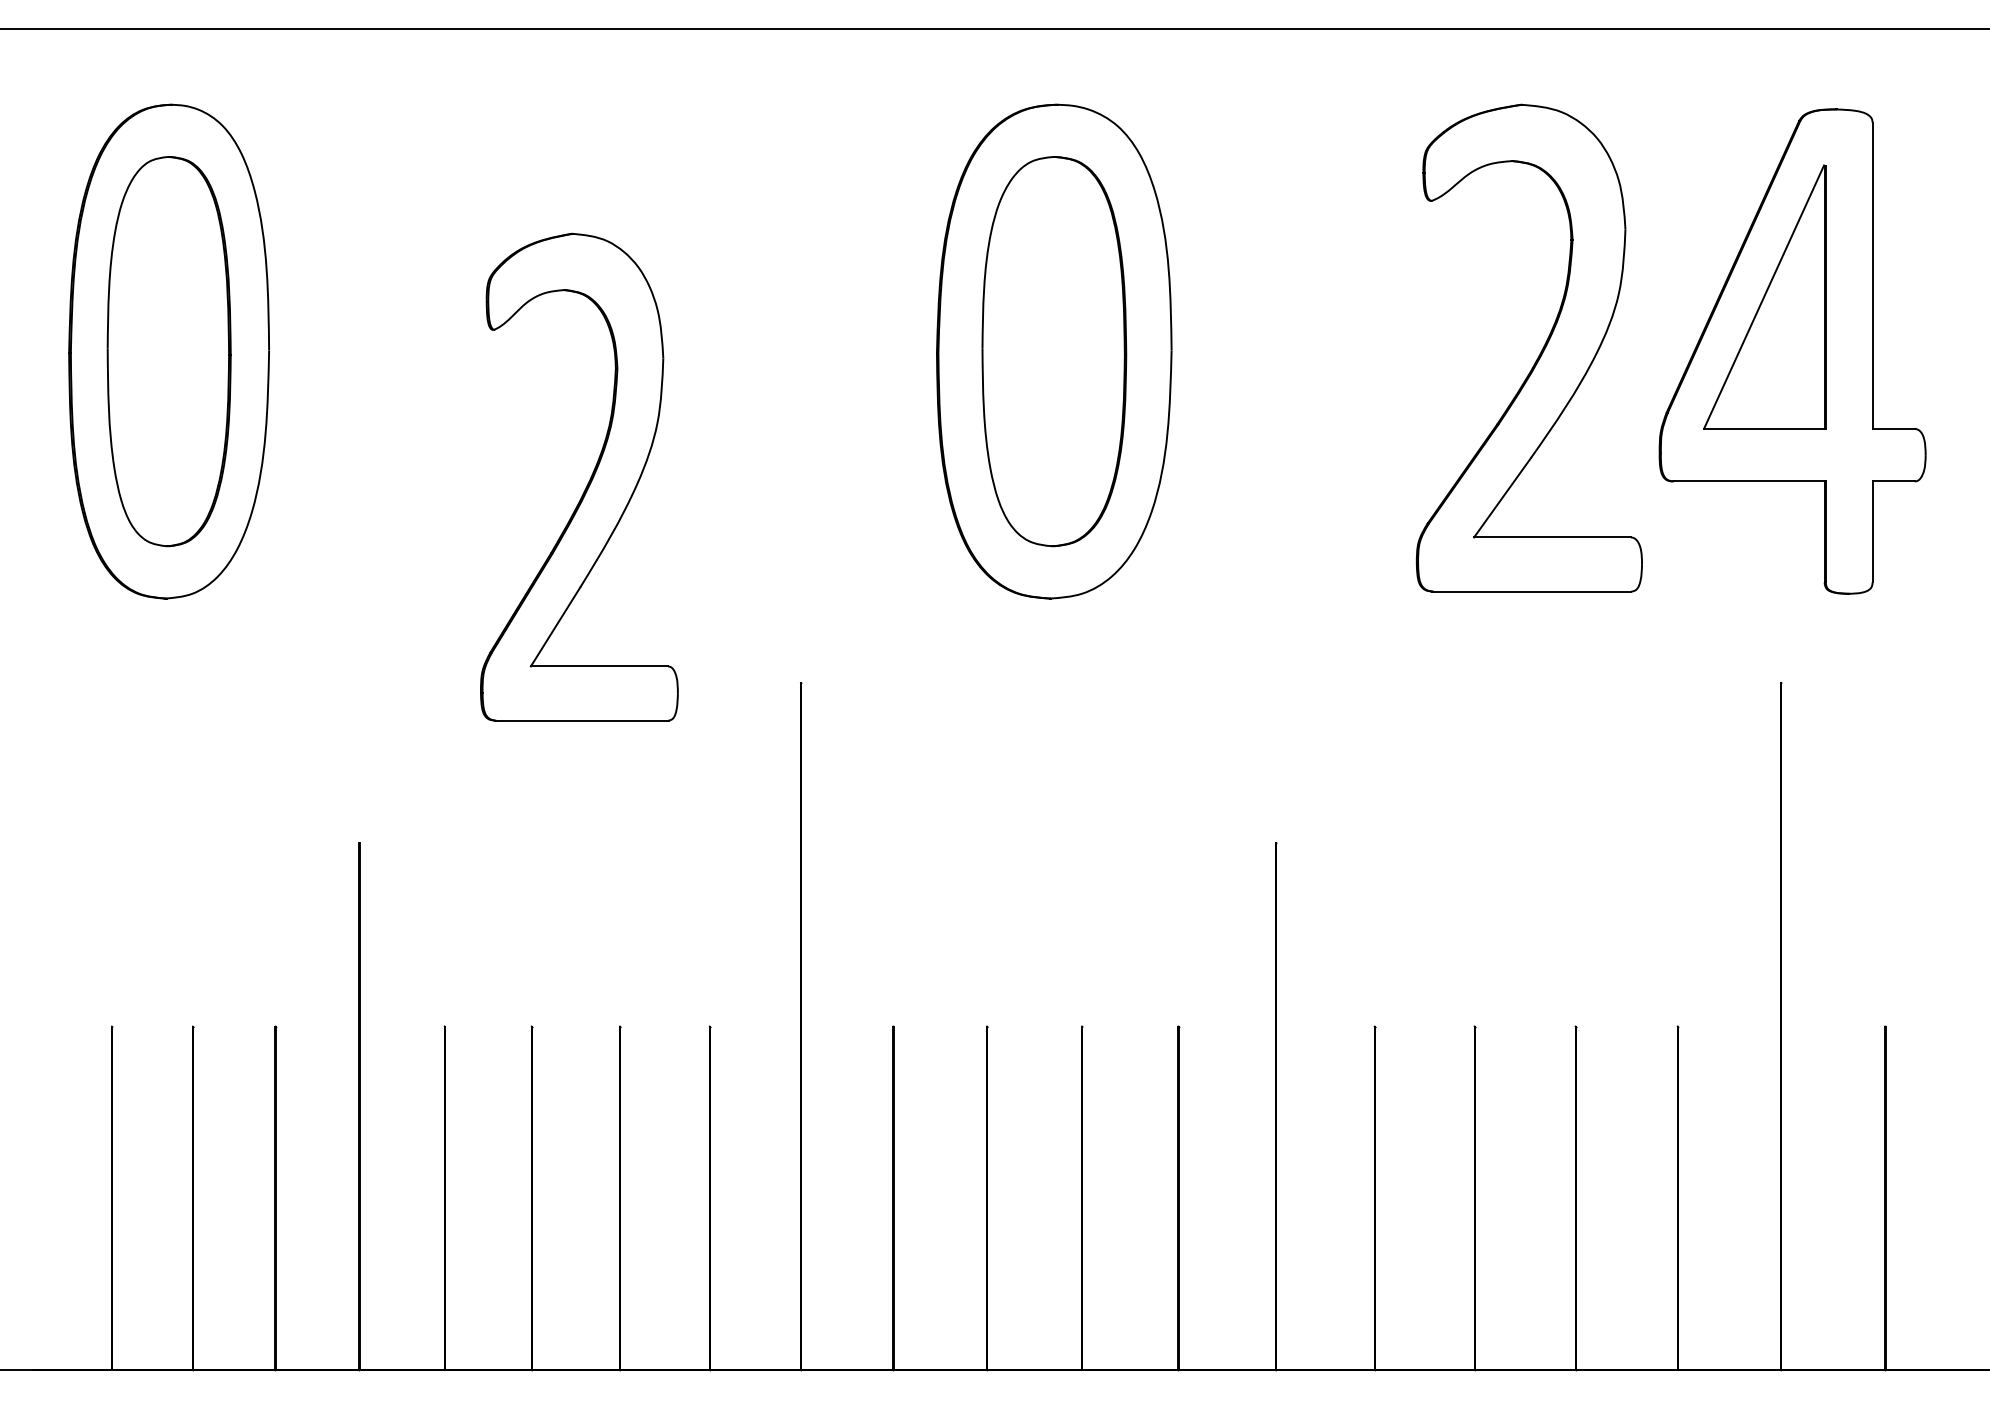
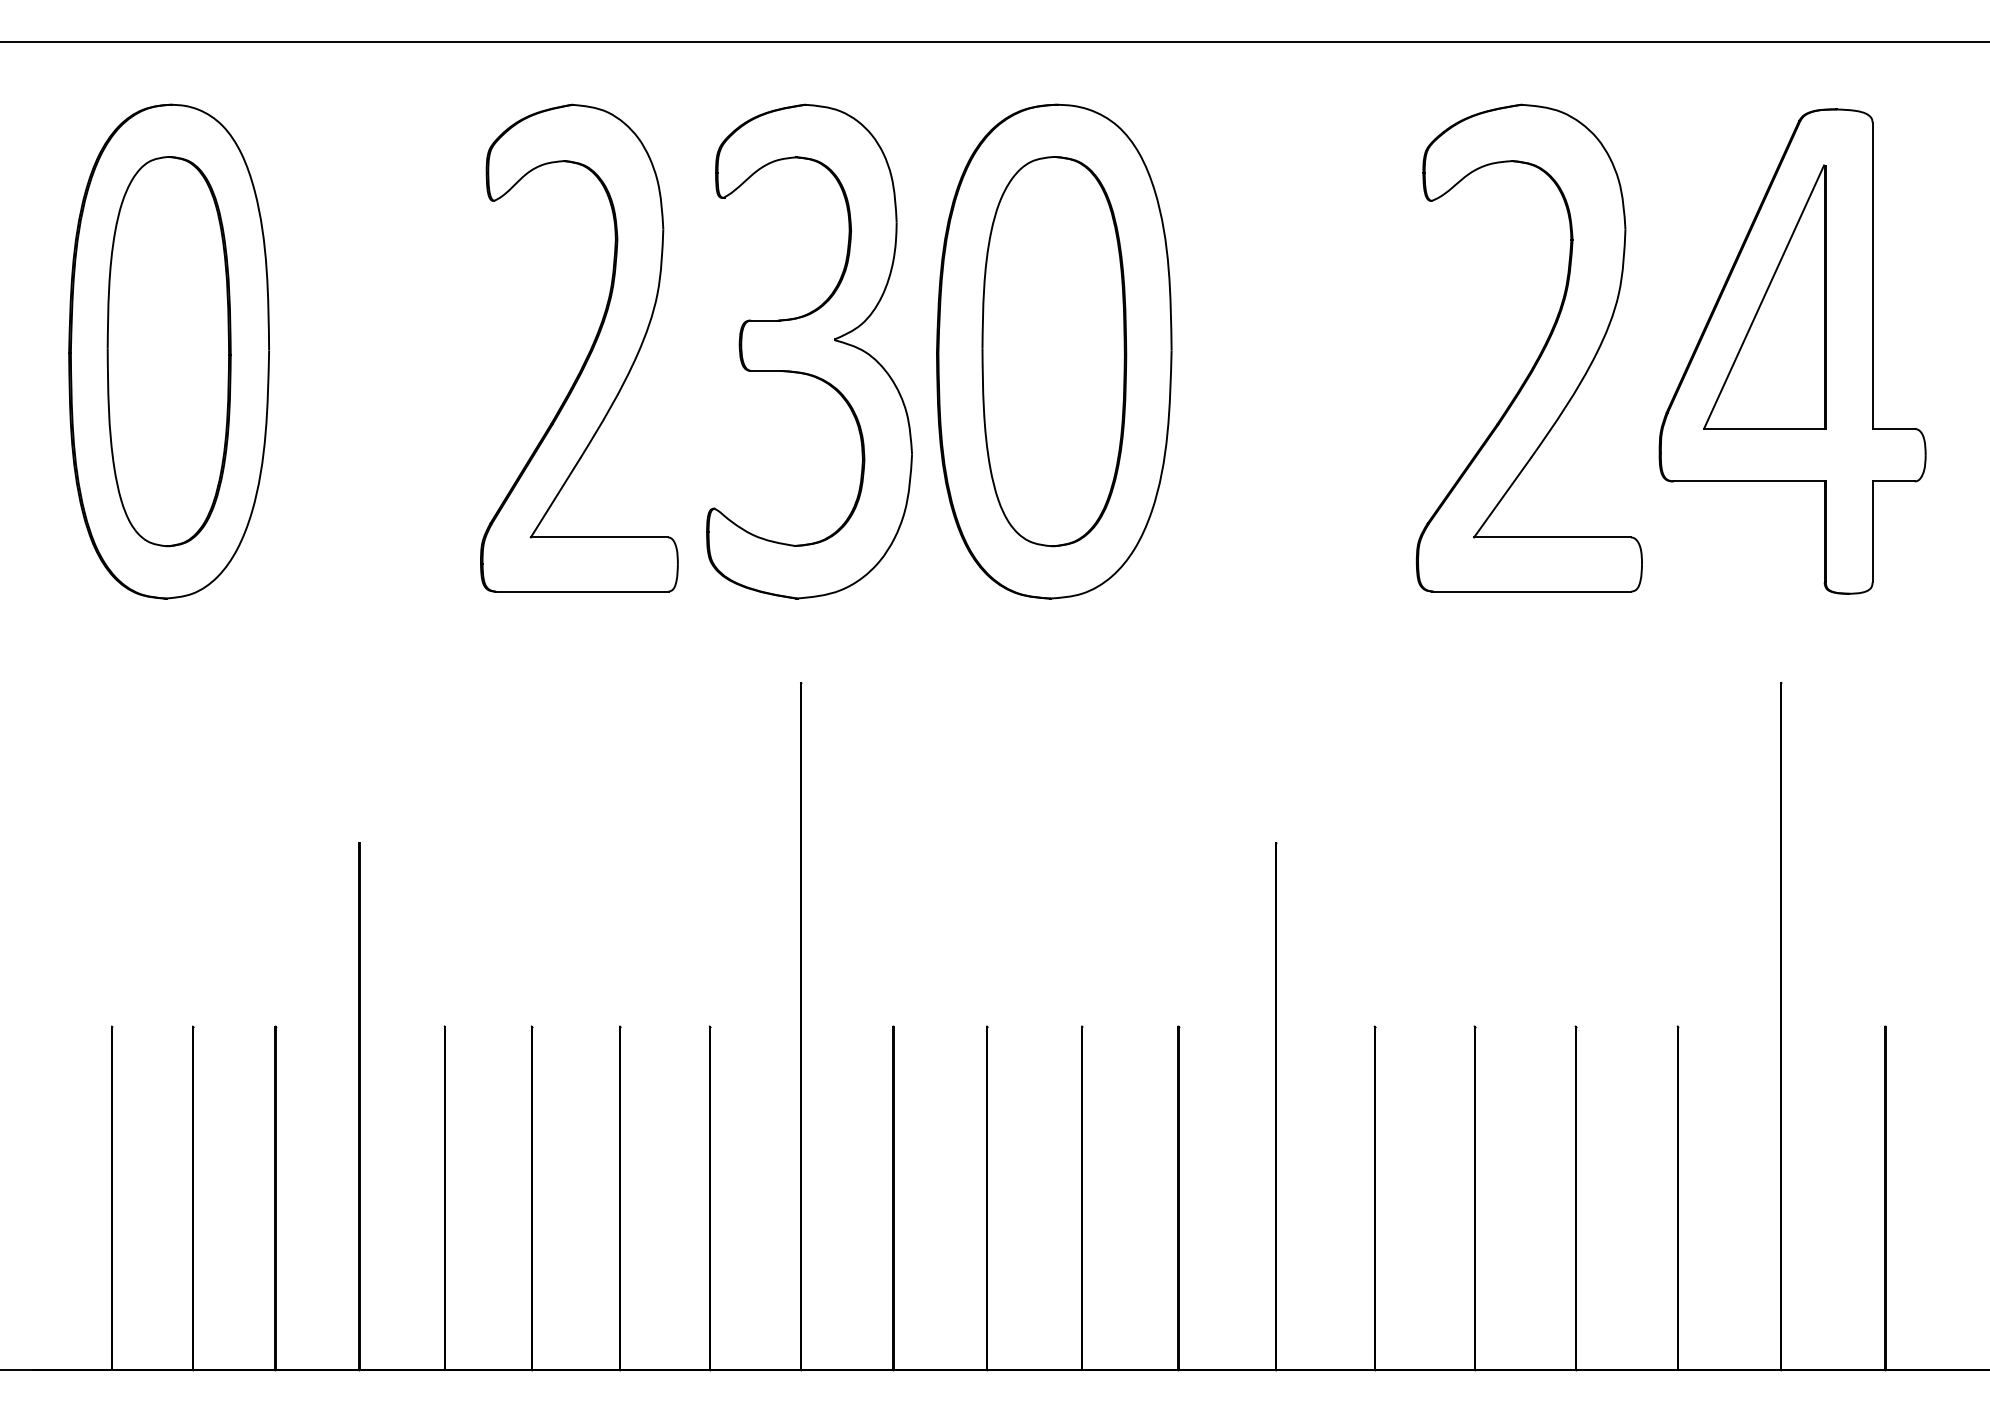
line position: (994, 29) -> (994, 42) (994, 42)
part: none -> present (809, 351)
part position: (588, 481) -> (588, 352) (588, 352)
